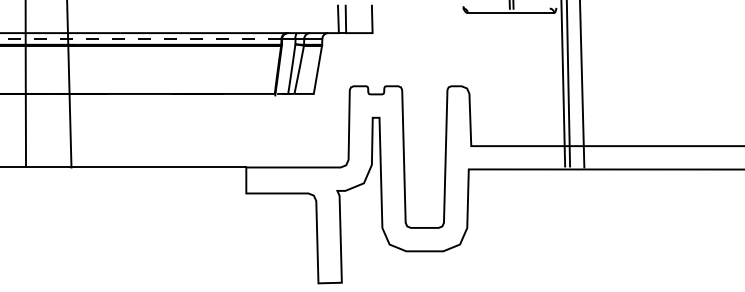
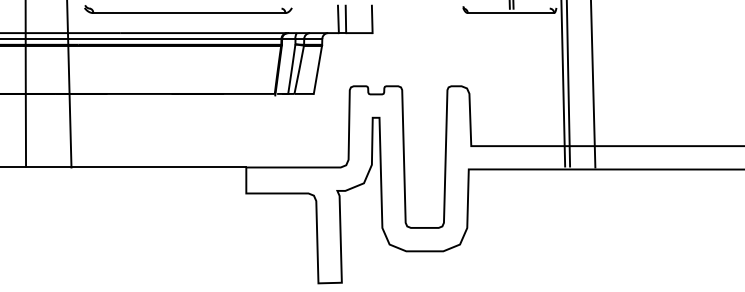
part: none -> present (188, 9)
line: dashed -> solid (140, 39)
line position: (582, 84) -> (593, 84) (593, 84)
